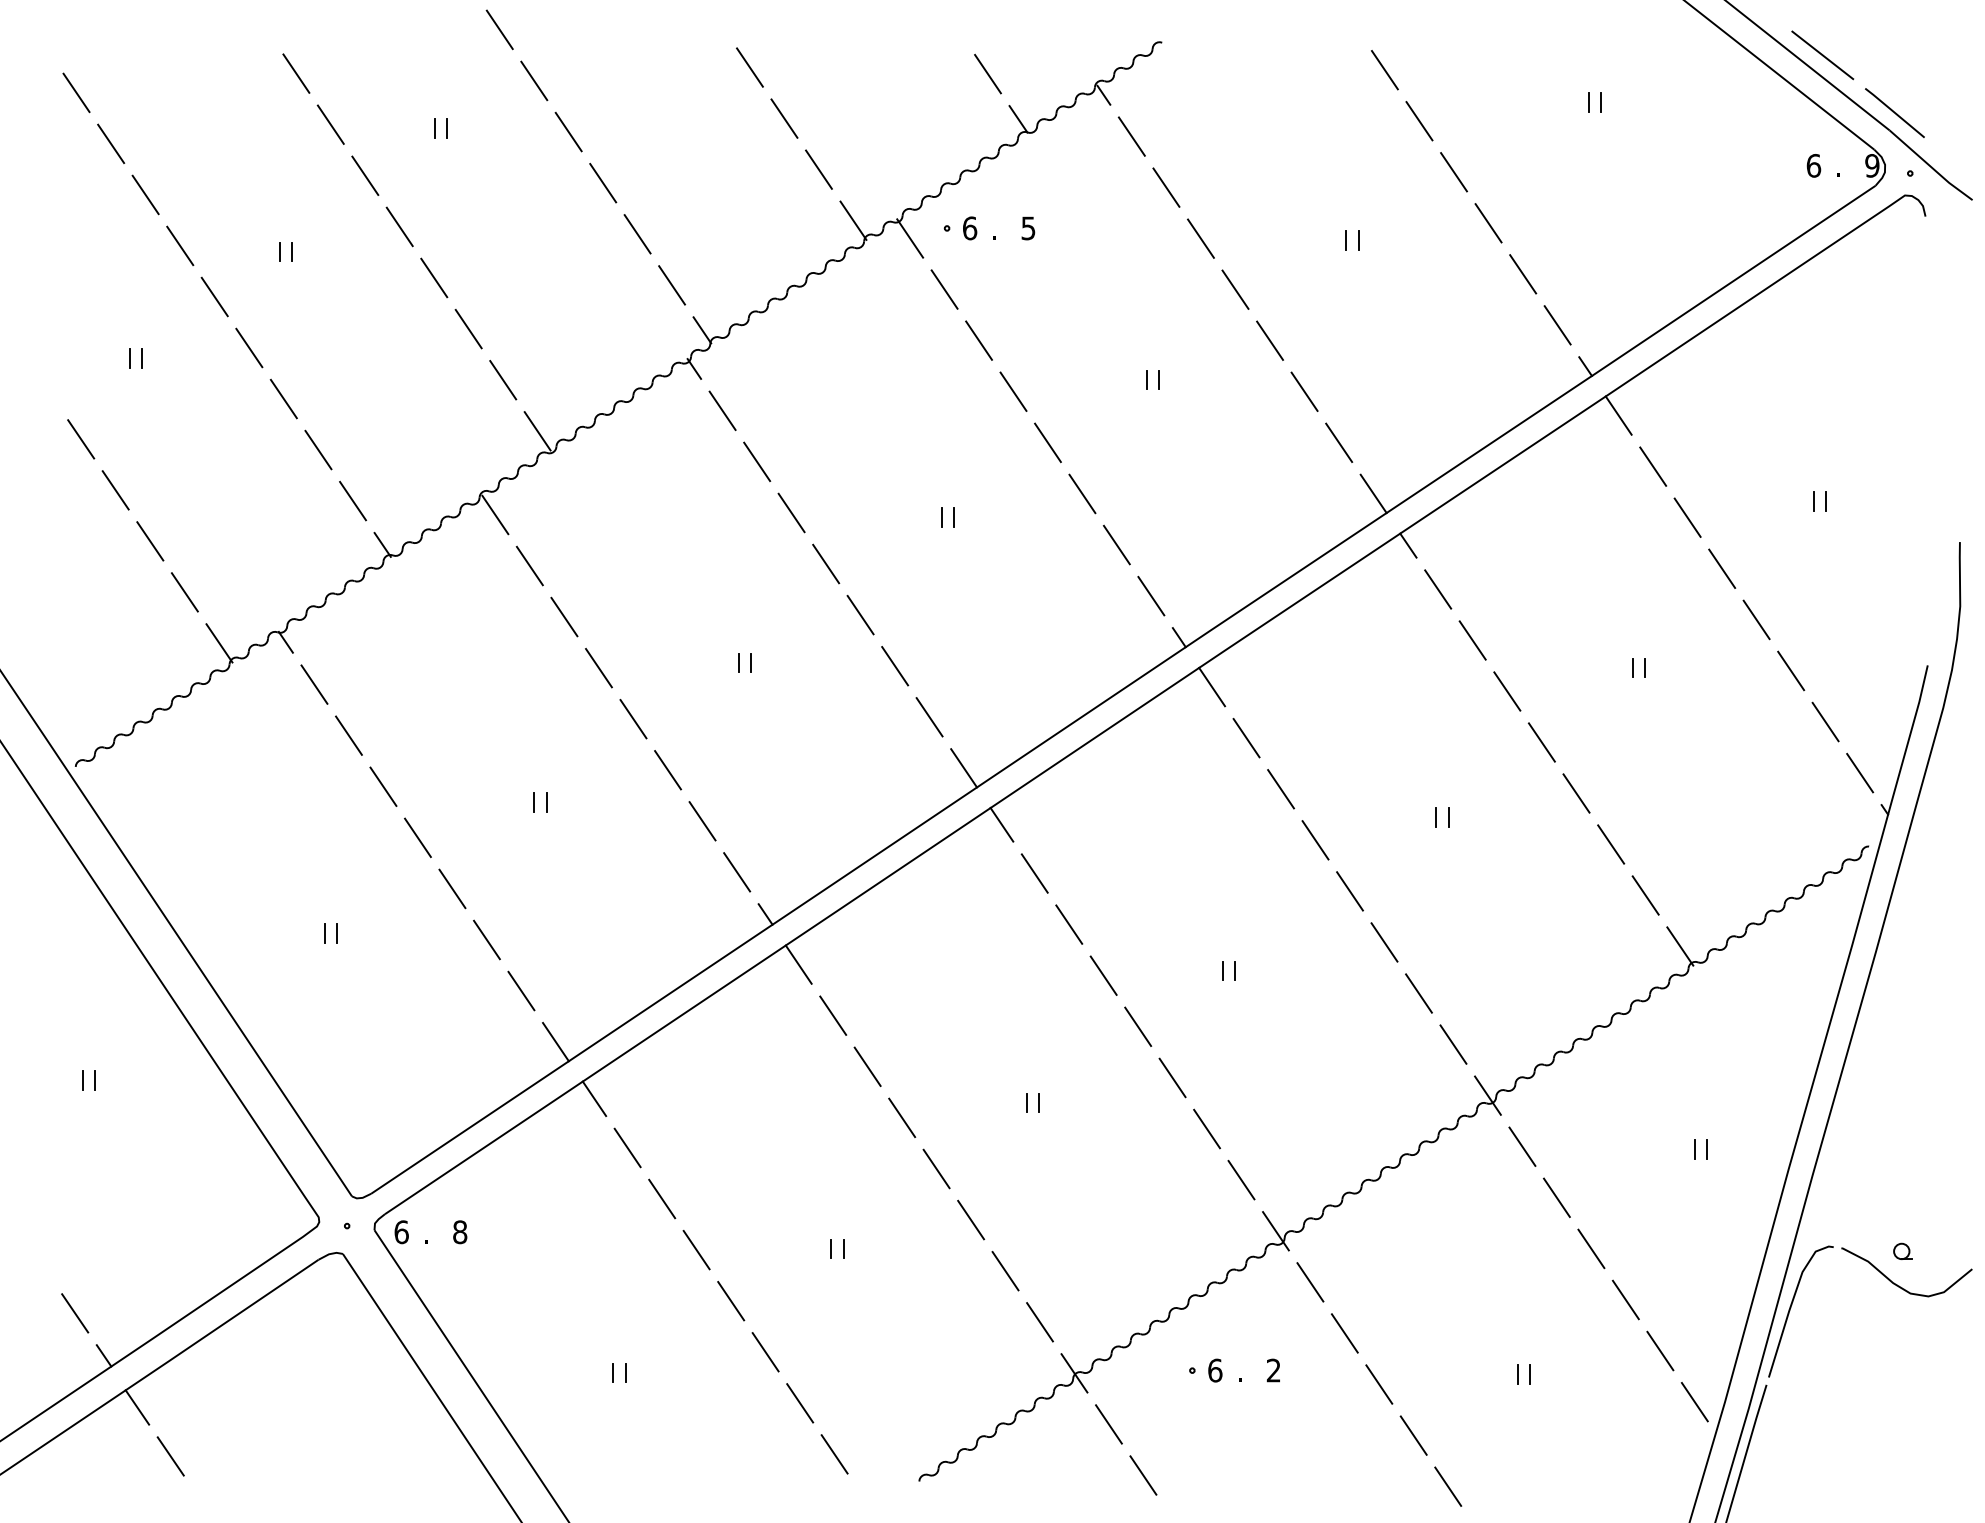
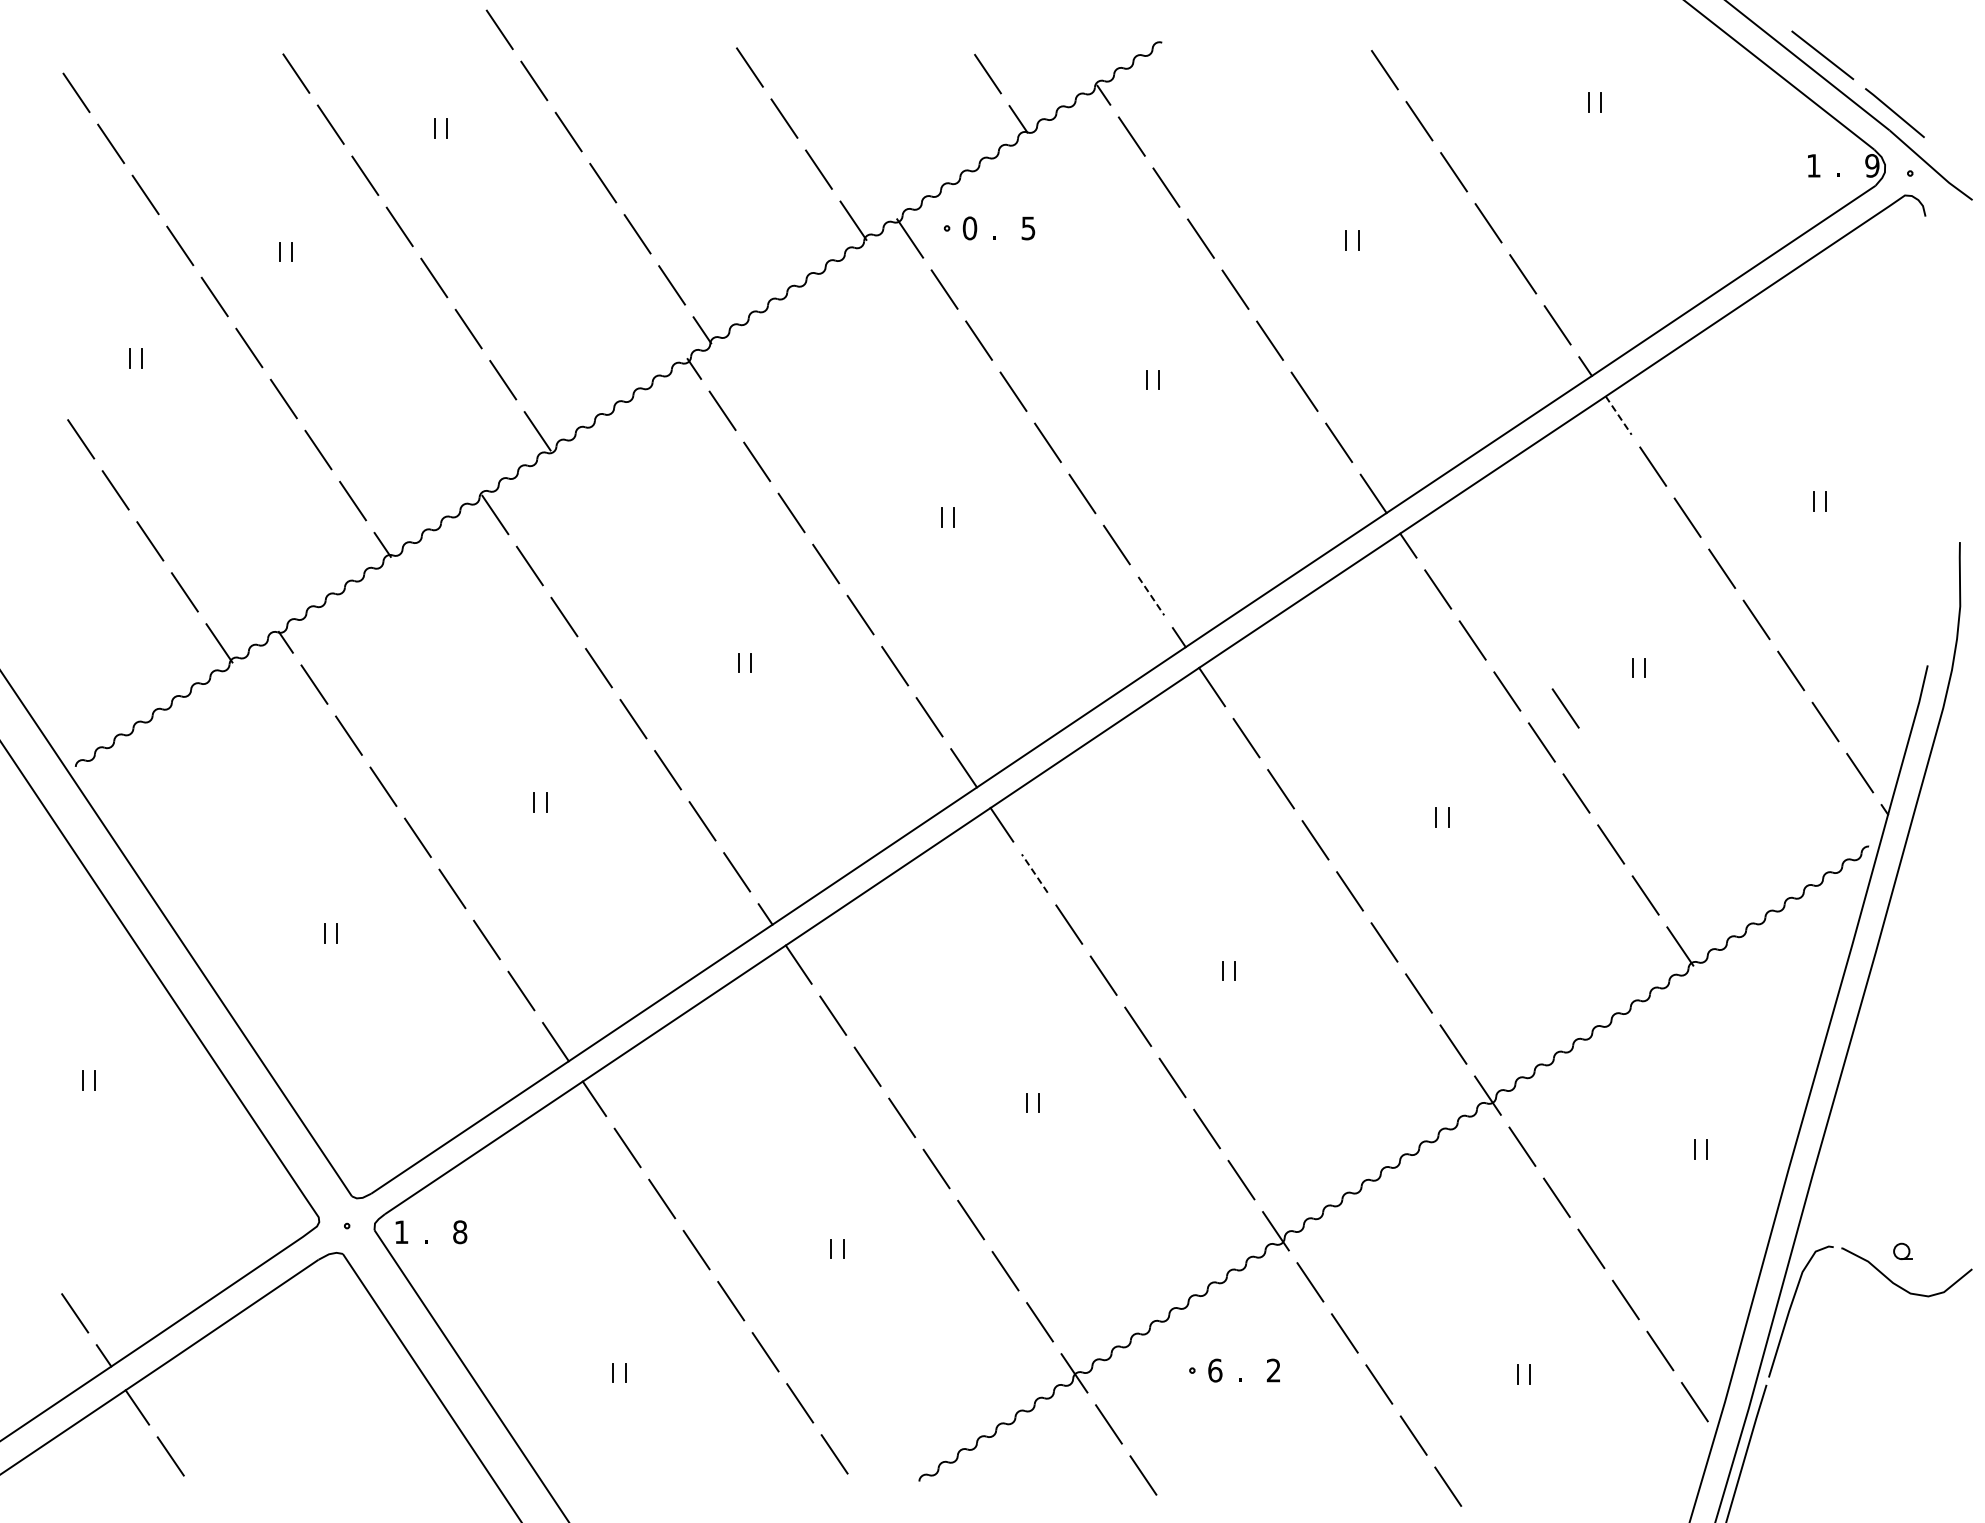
text: 6 -> 1 (1813, 165)
text: 6 -> 0 (969, 227)
line: solid -> dashed (1618, 416)
line: solid -> dashed (1151, 596)
line: none -> present (1565, 708)
line: solid -> dashed (1034, 873)
text: 6 -> 1 (401, 1232)
